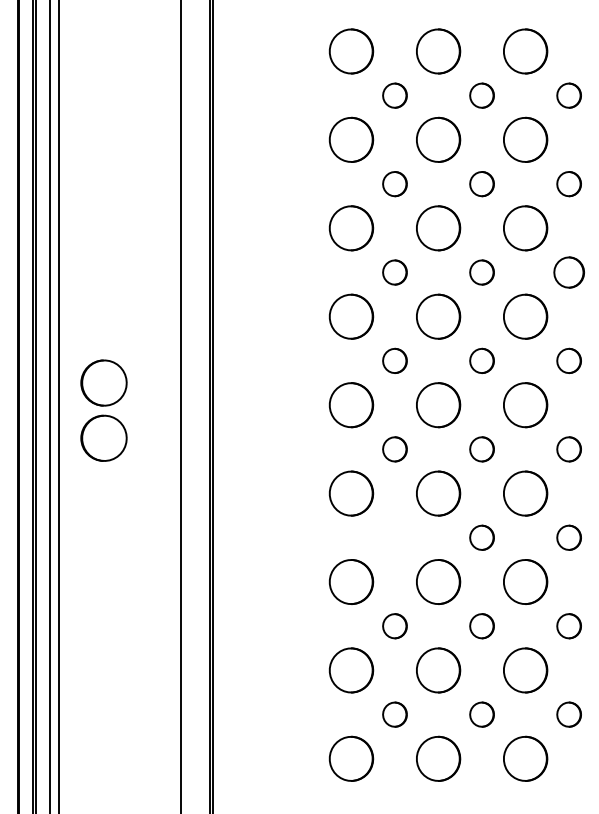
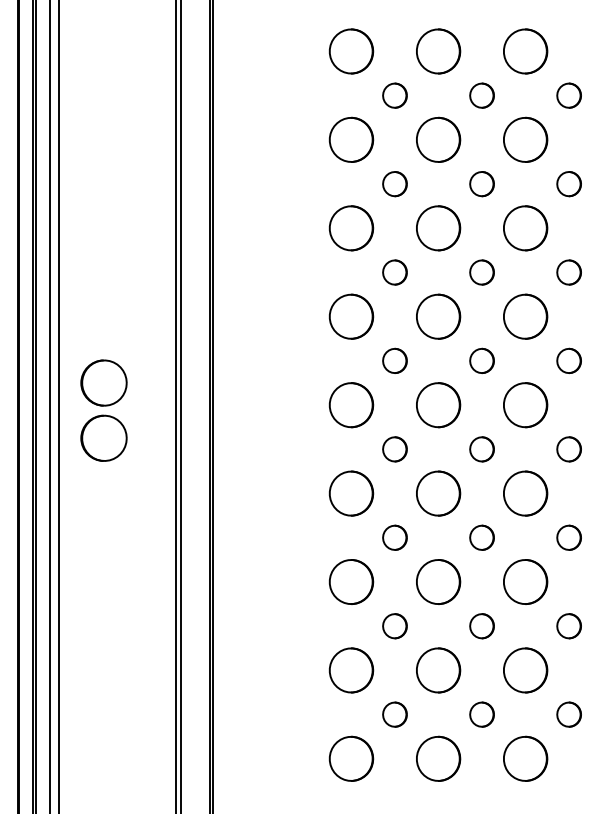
part size: 32x33 px -> 26x27 px (568, 272)
line: none -> present (175, 406)
part: none -> present (394, 537)
